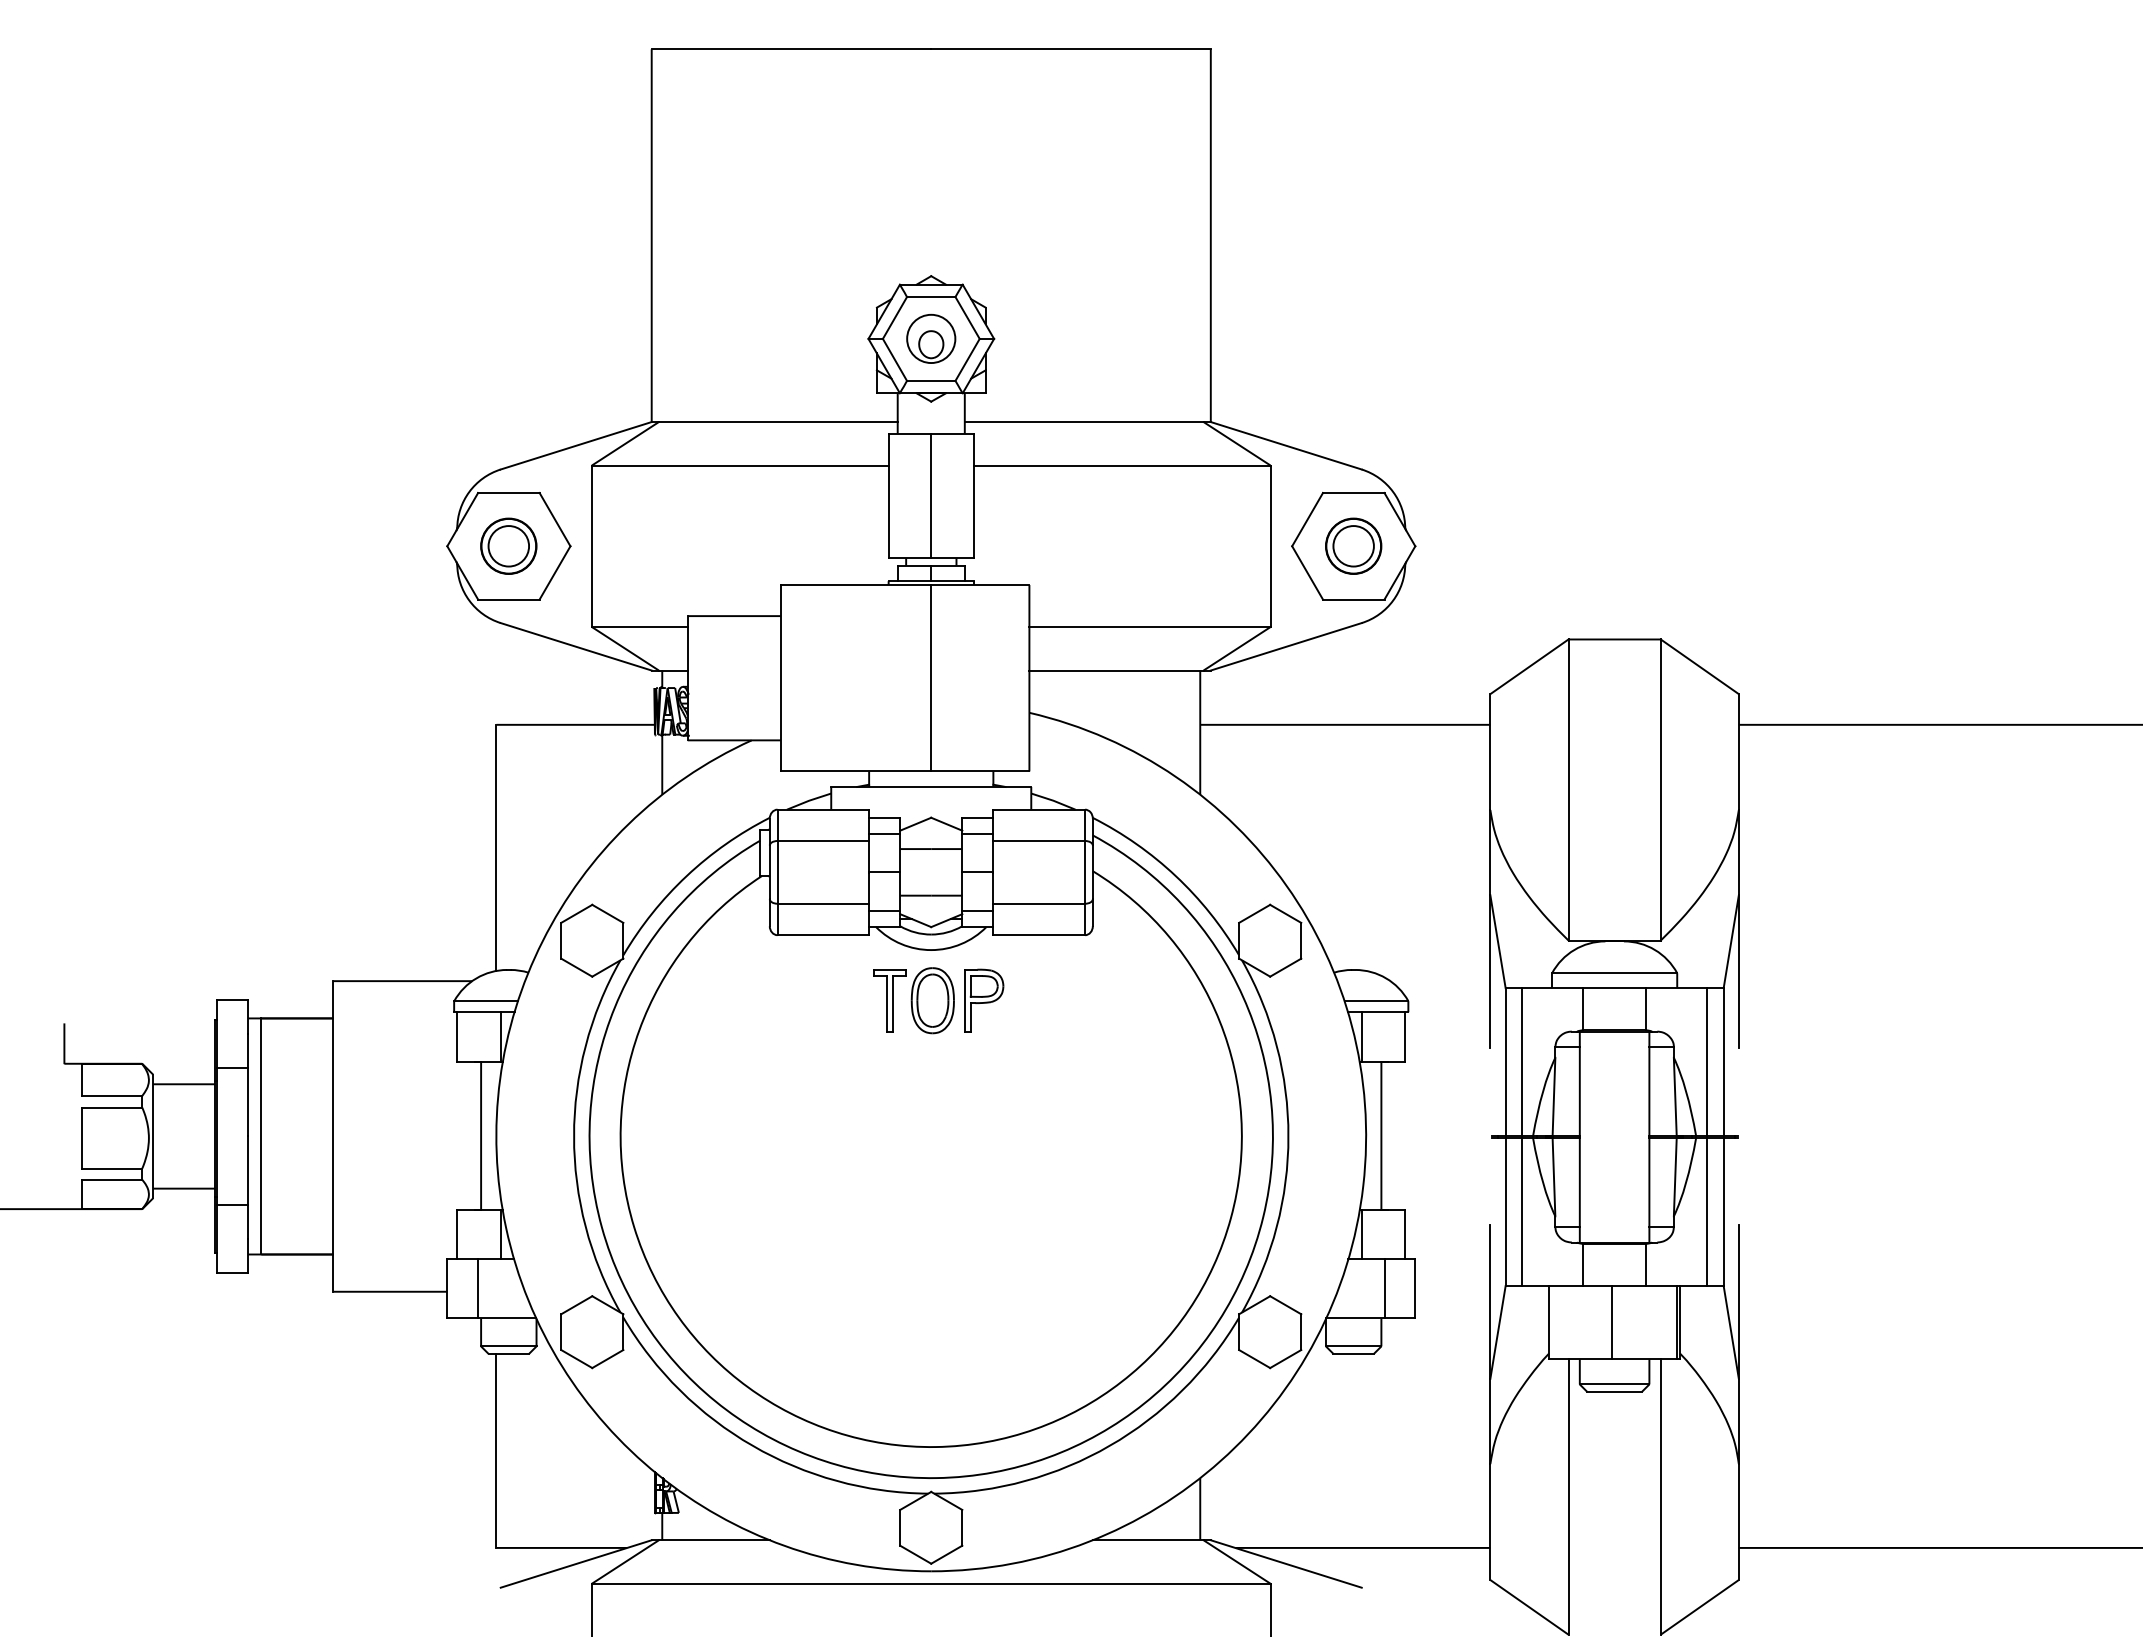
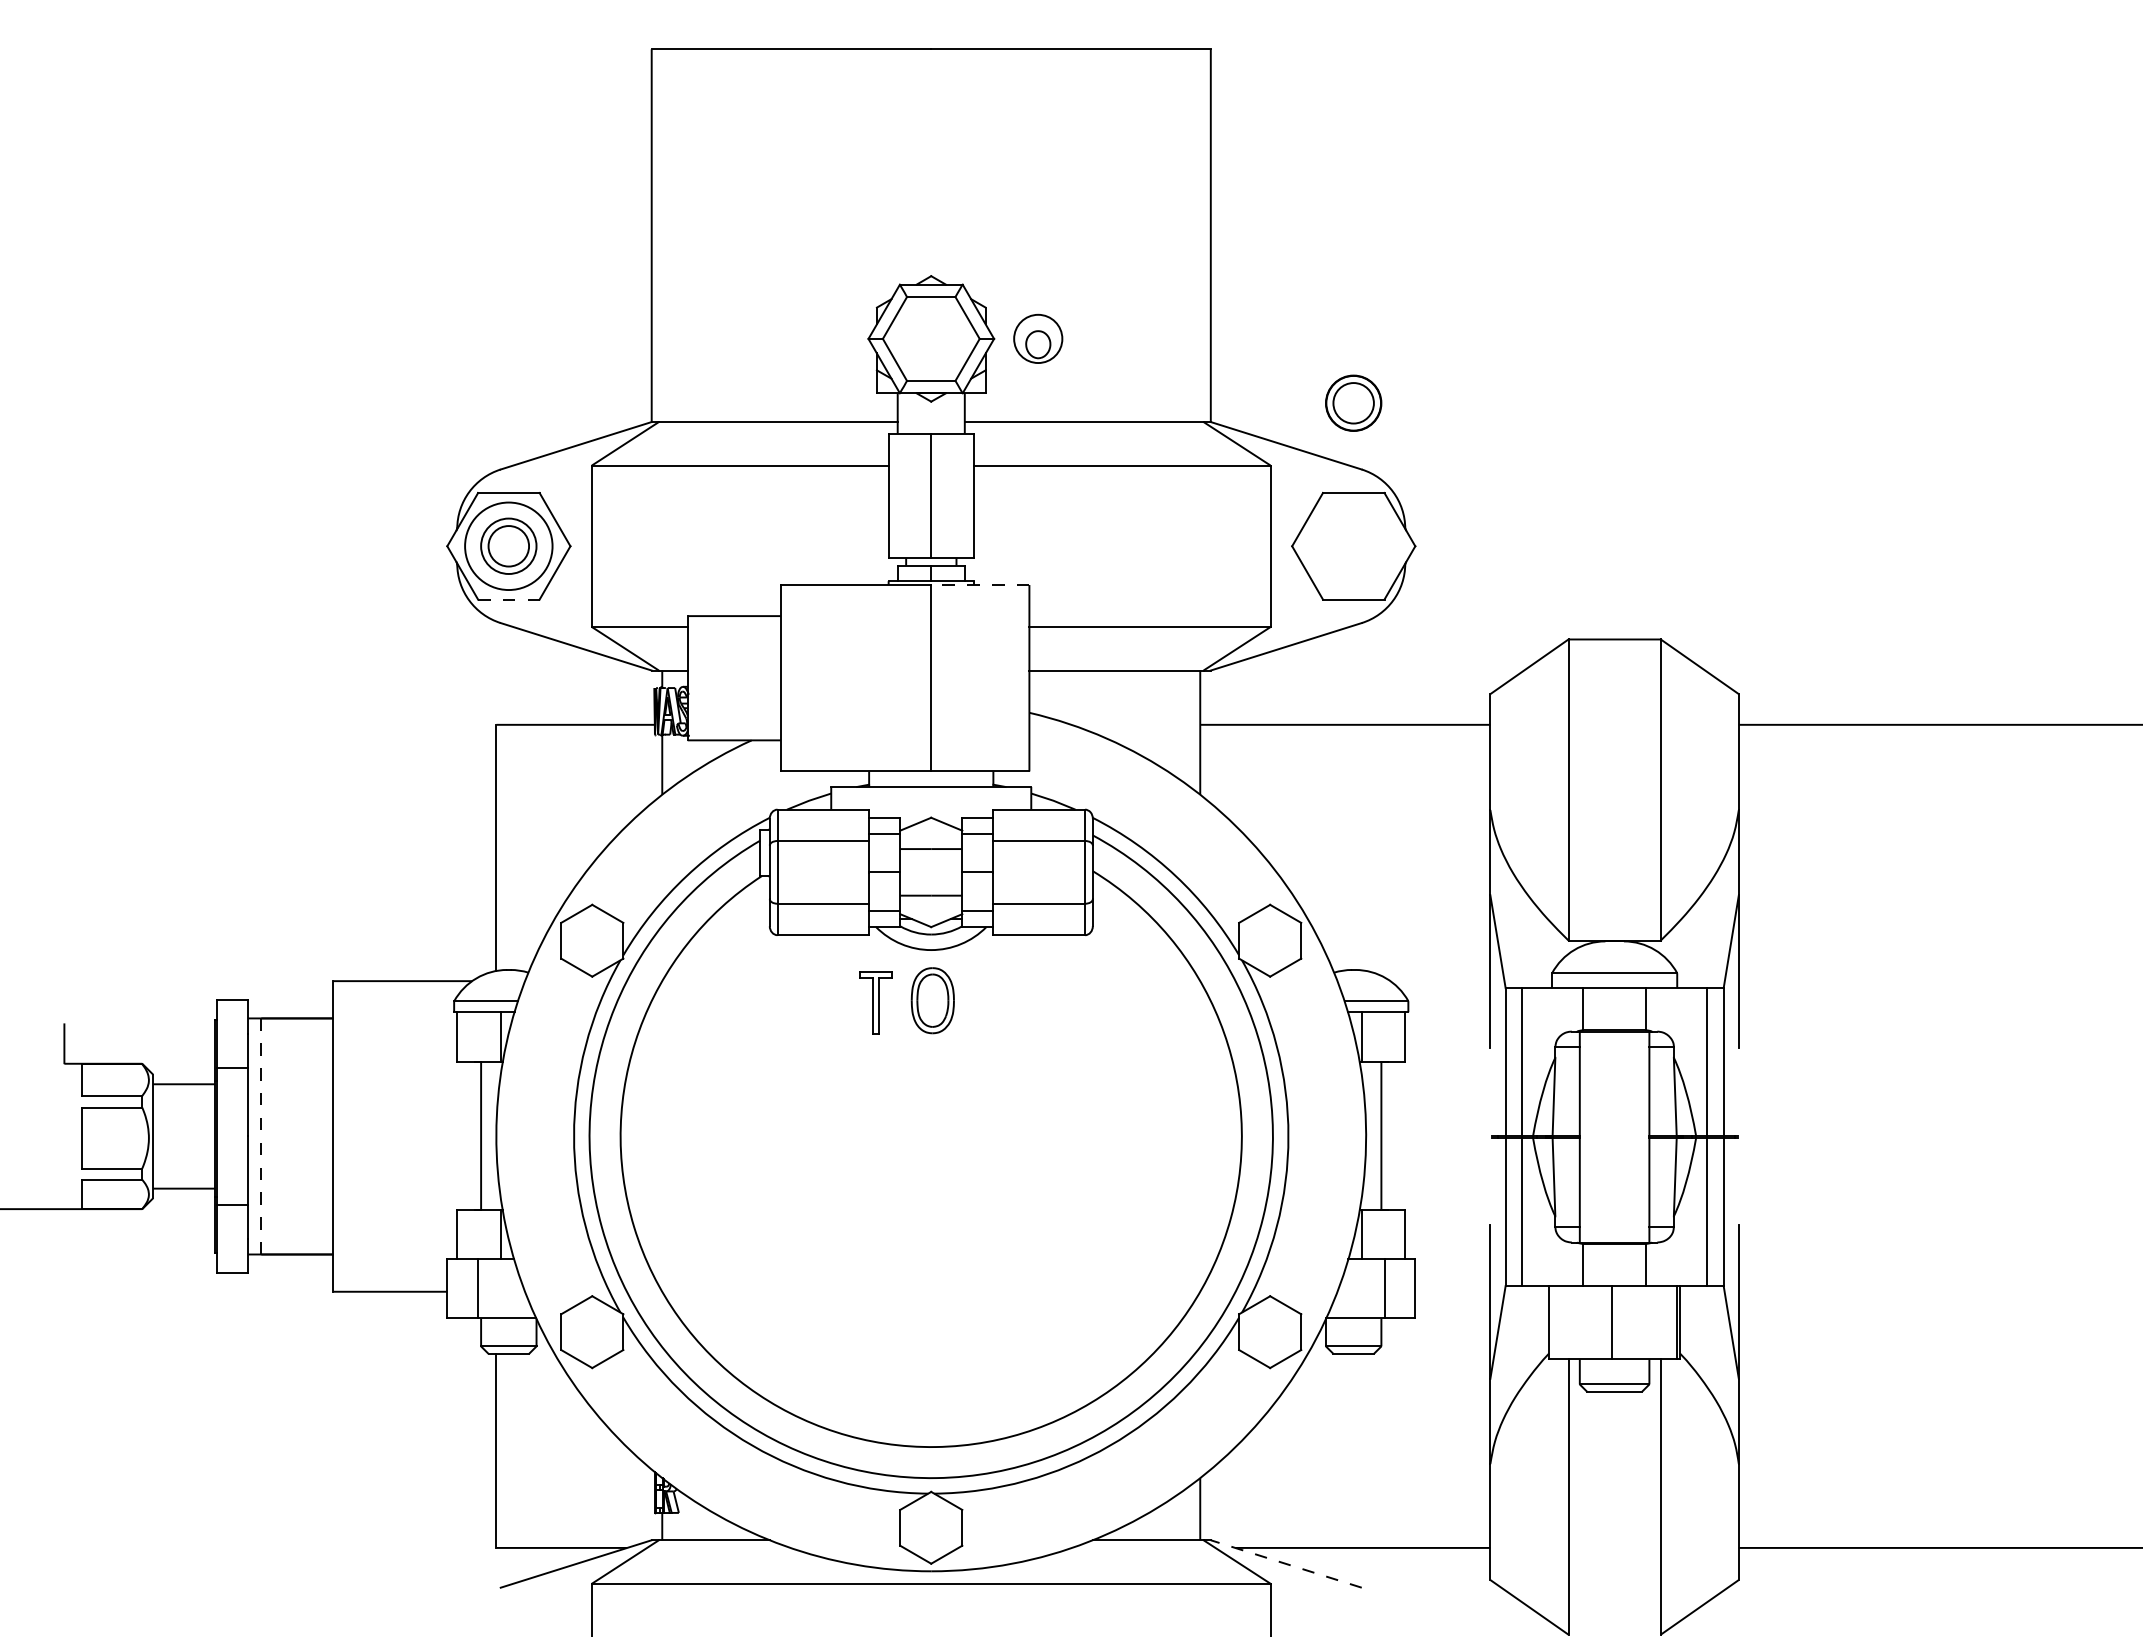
part position: (931, 338) -> (1038, 338) (1038, 338)
circle diameter: 55 px -> 87 px (508, 546)
part position: (1353, 545) -> (1353, 402) (1353, 402)
line: solid -> dashed (979, 585)
line: solid -> dashed (508, 599)
part position: (889, 1000) -> (875, 1002) (875, 1002)
part: present -> none (984, 1000)
line: solid -> dashed (261, 1135)
line: solid -> dashed (1285, 1563)
